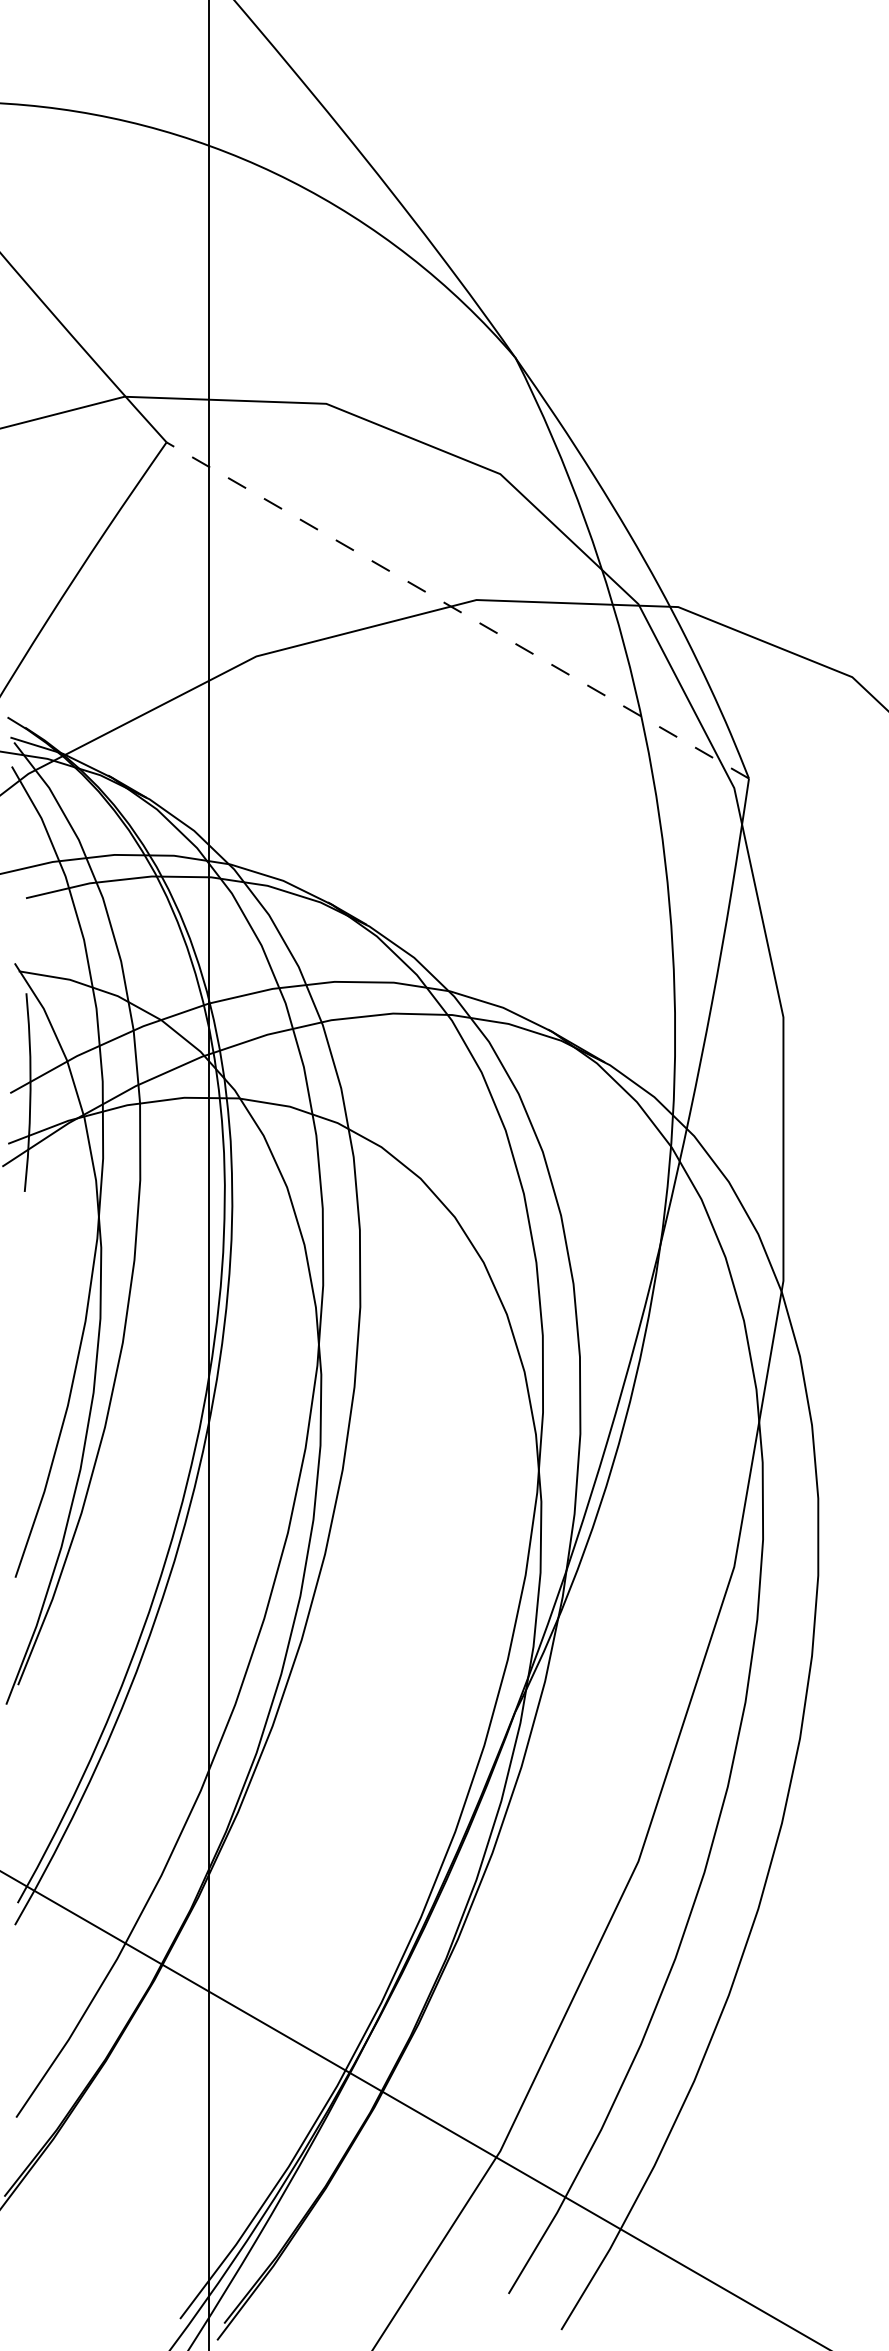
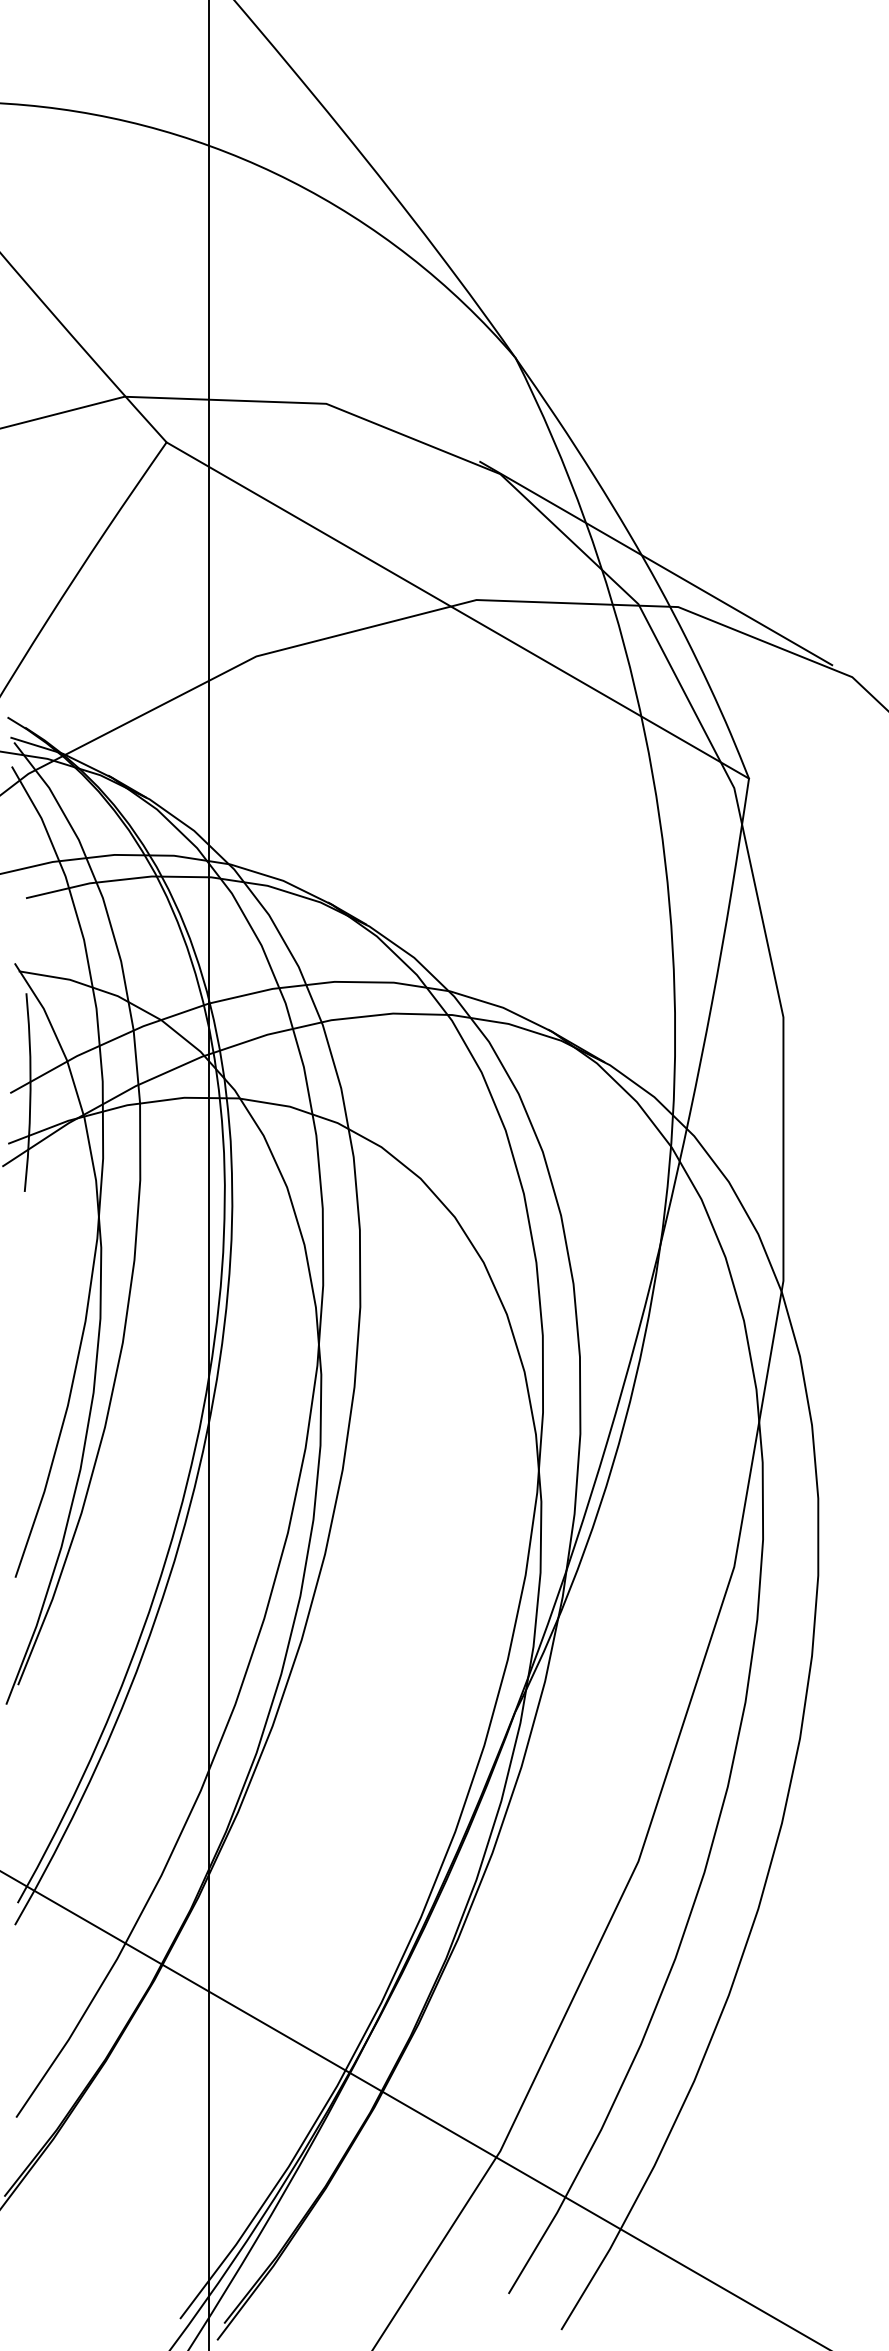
line: none -> present (656, 563)
line: dashed -> solid (457, 610)
